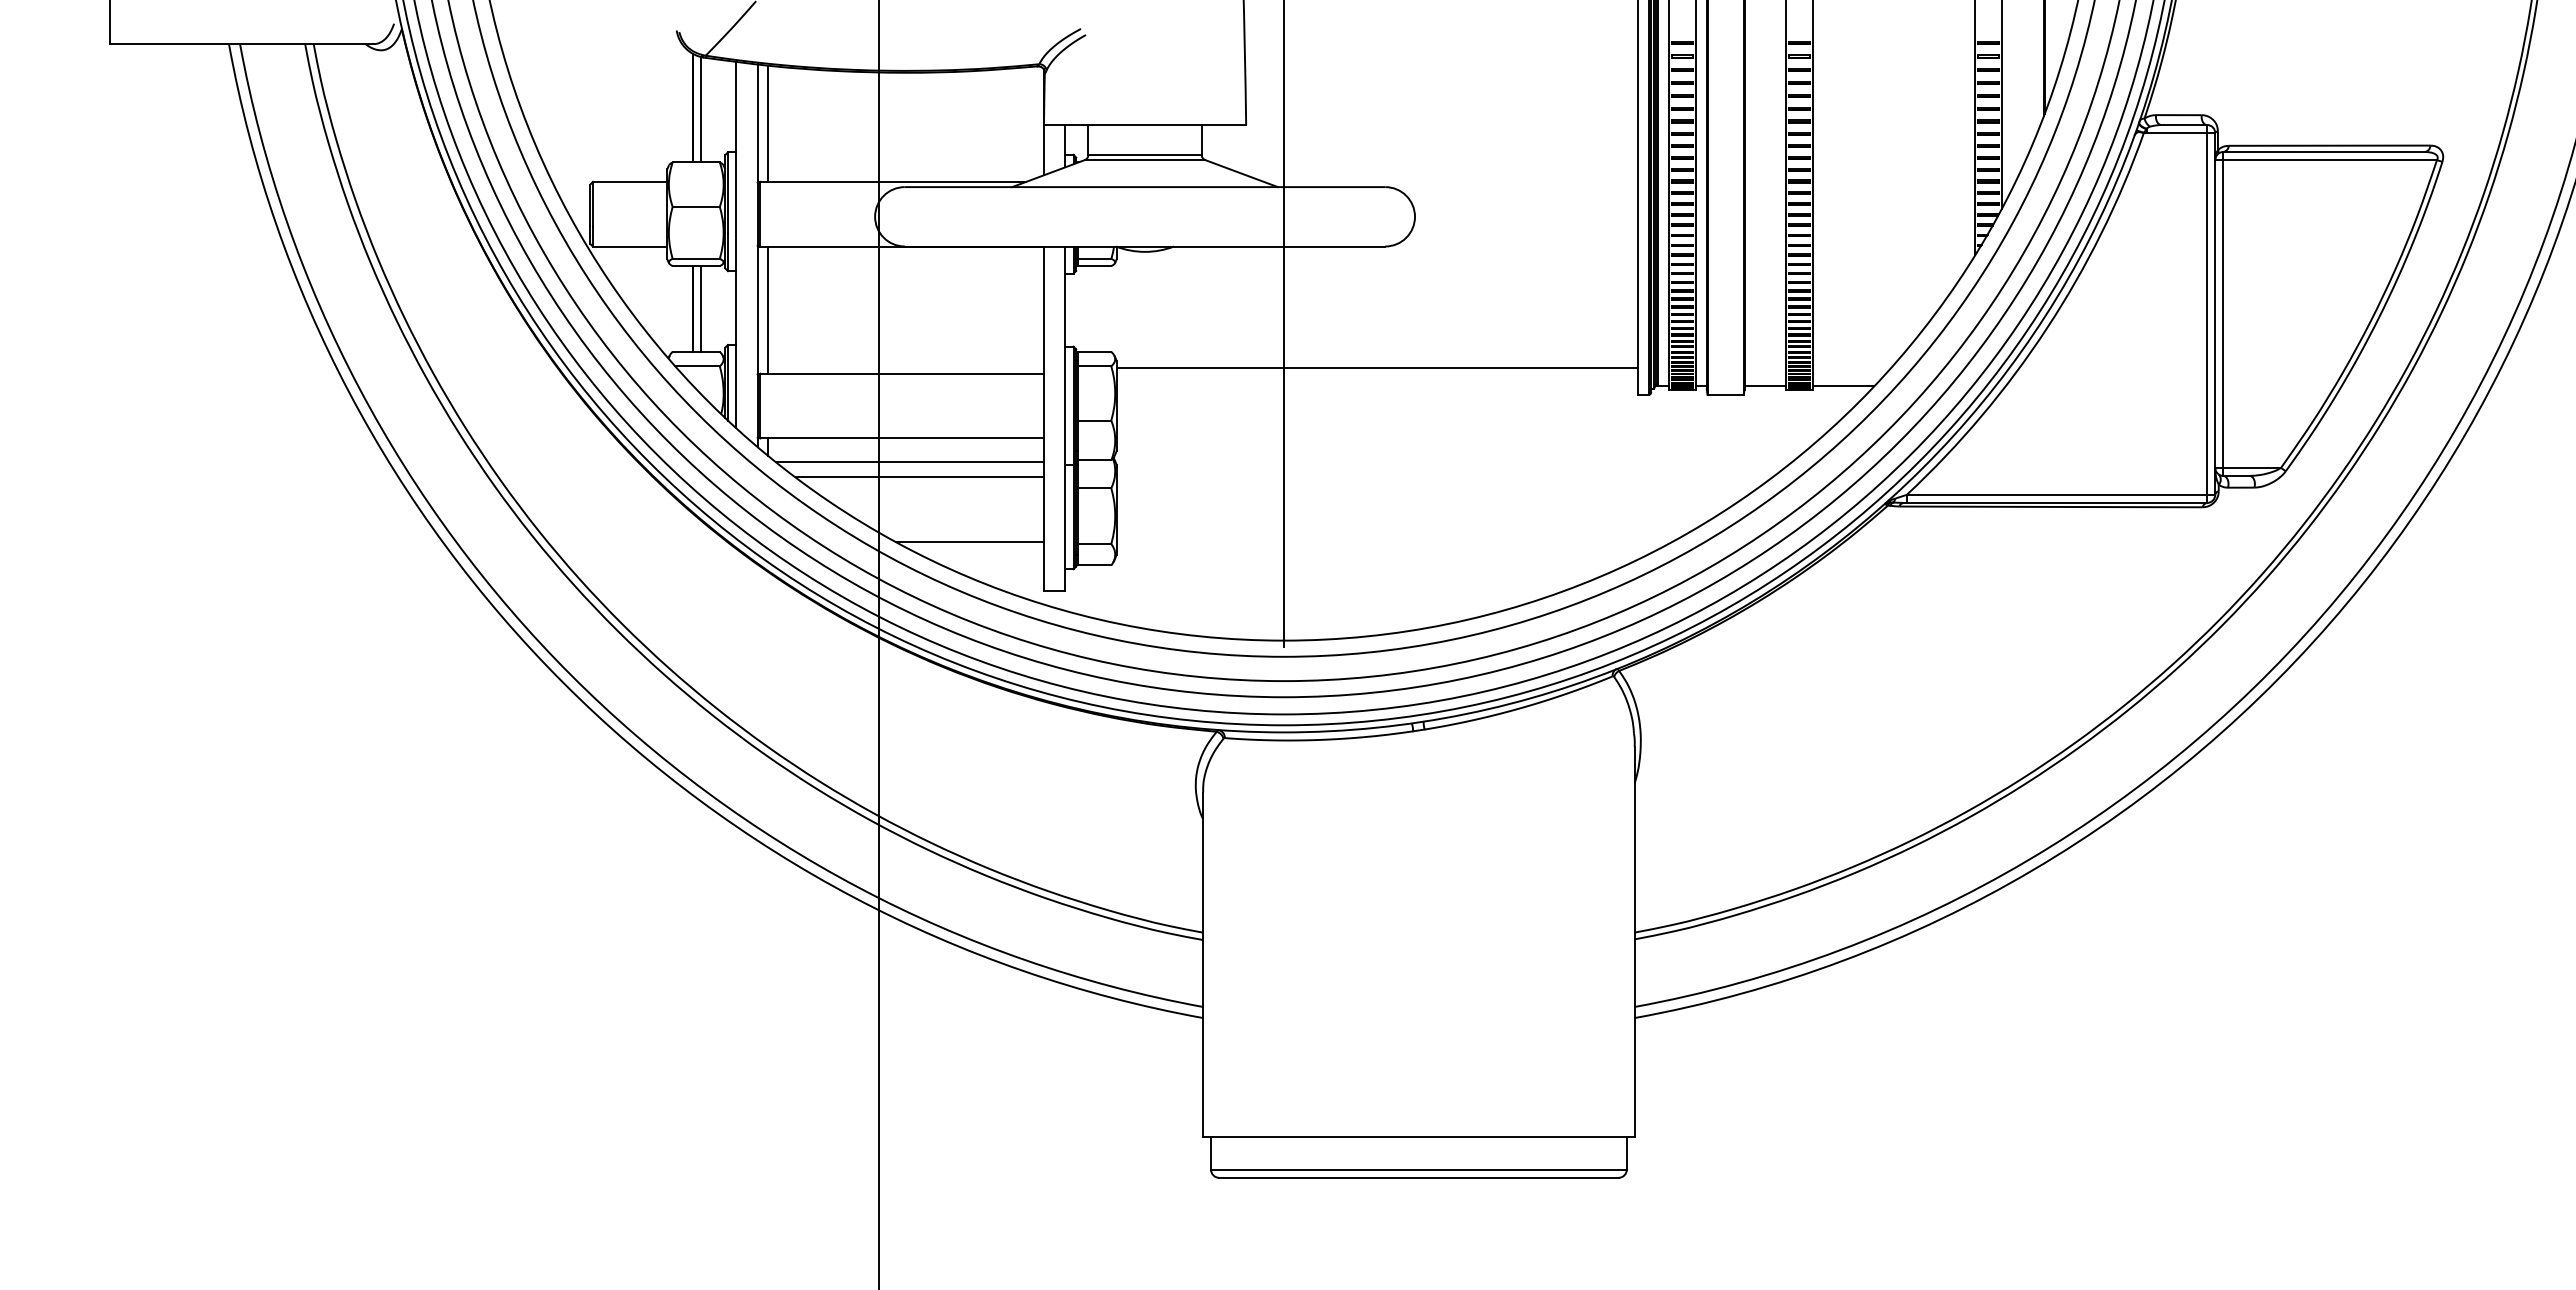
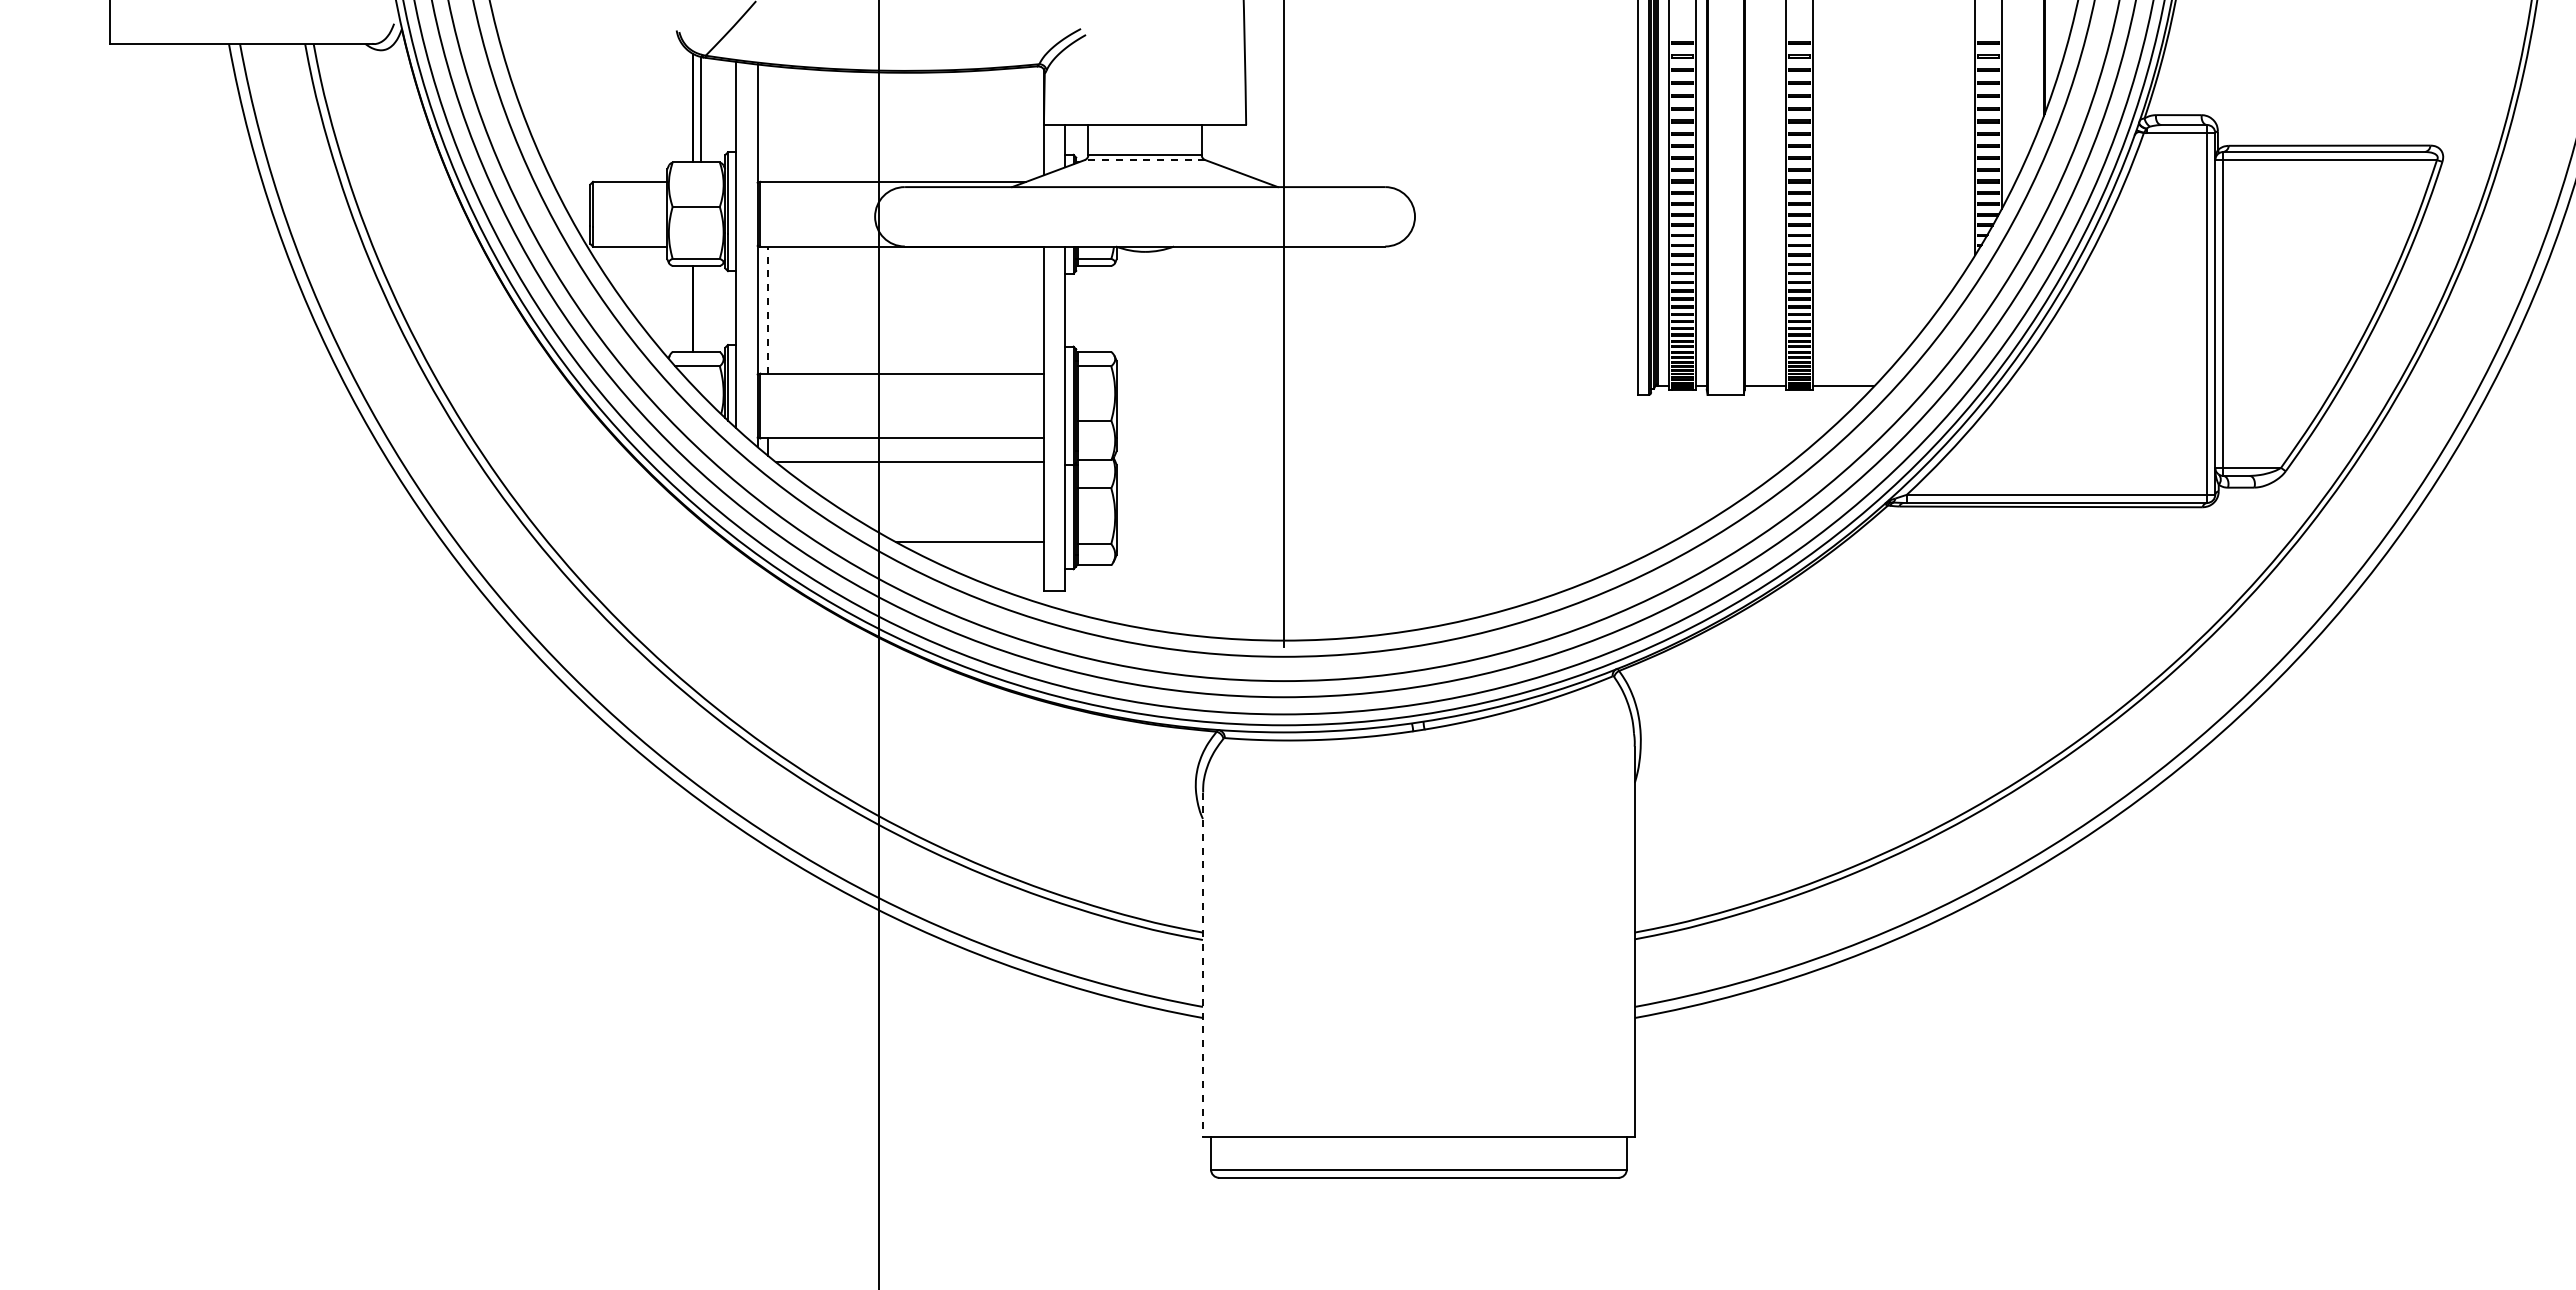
line: present -> none (768, 123)
line: solid -> dashed (1144, 160)
line: present -> none (700, 308)
line: solid -> dashed (768, 309)
line: present -> none (1376, 367)
line: present -> none (919, 477)
line: solid -> dashed (1202, 965)
